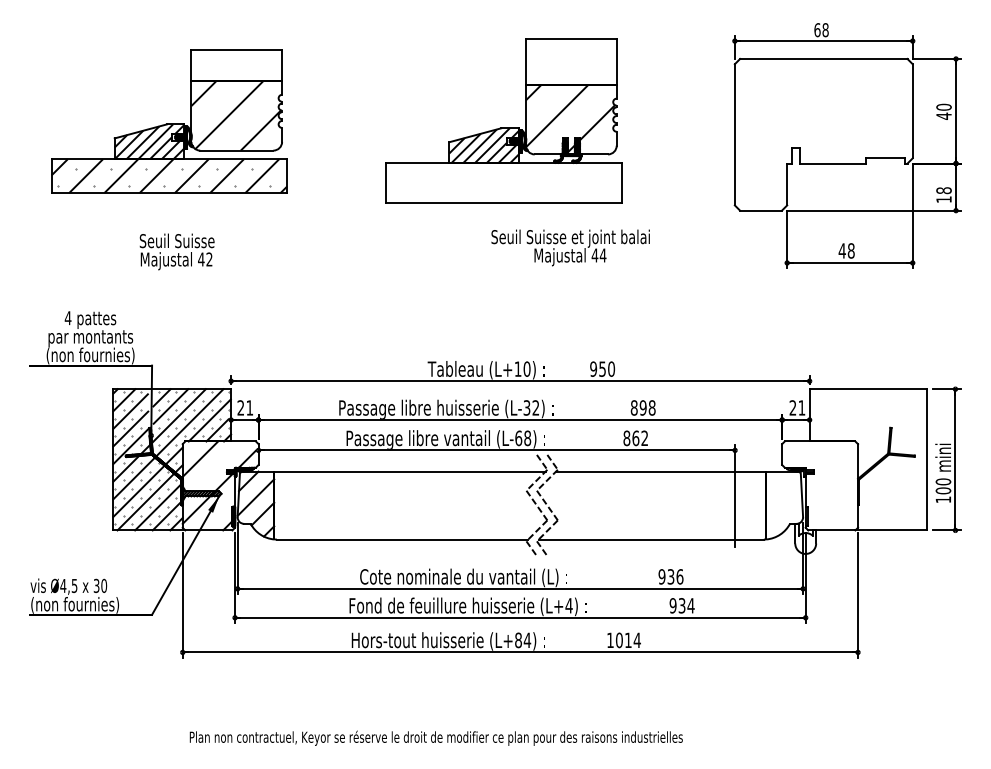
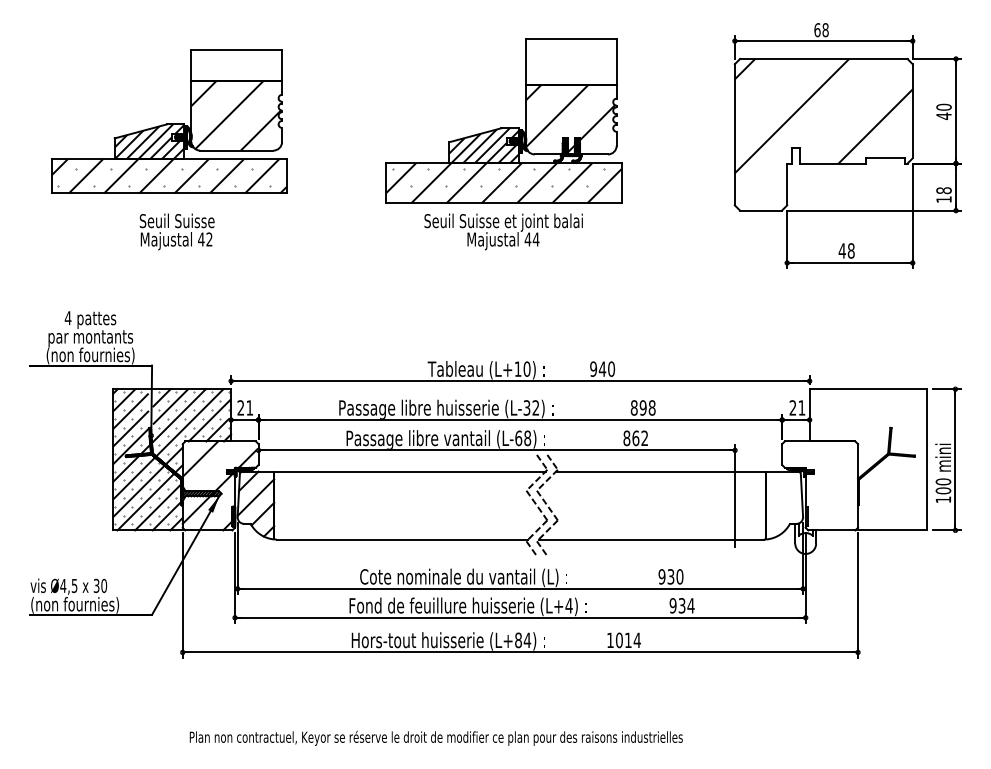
hatch: none -> present (823, 115)
hatch: none -> present (503, 182)
text position: (570, 247) -> (503, 231) (503, 231)
text position: (176, 251) -> (176, 231) (176, 231)
text: 950 -> 940 (602, 368)
text: 936 -> 930 (679, 576)
